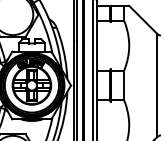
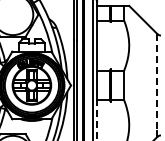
line: solid -> dashed (157, 82)
line: solid -> dashed (97, 119)
